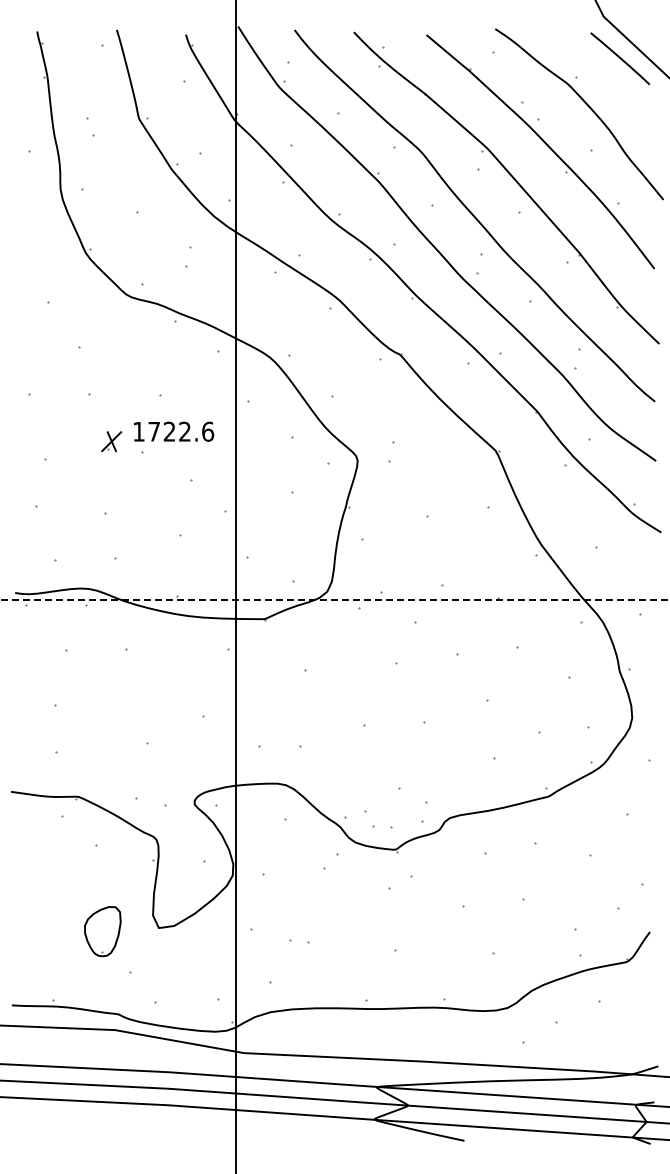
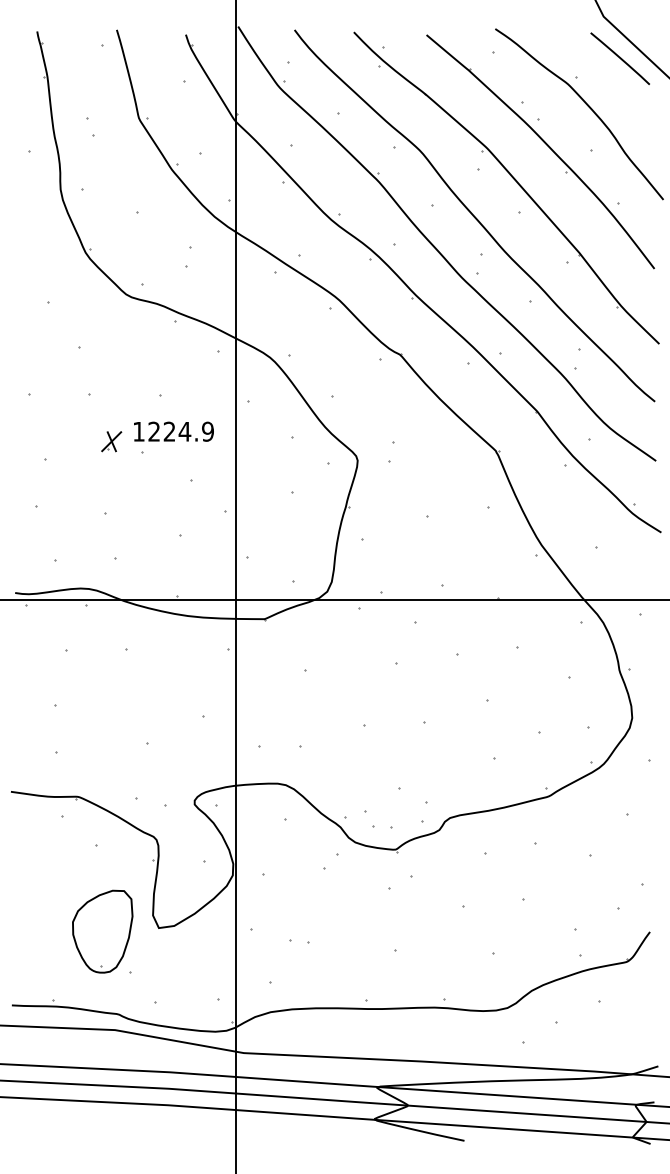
text: 1722.6 -> 1224.9 (181, 431)
line: dashed -> solid (335, 600)
part size: 38x52 px -> 62x85 px (102, 931)
